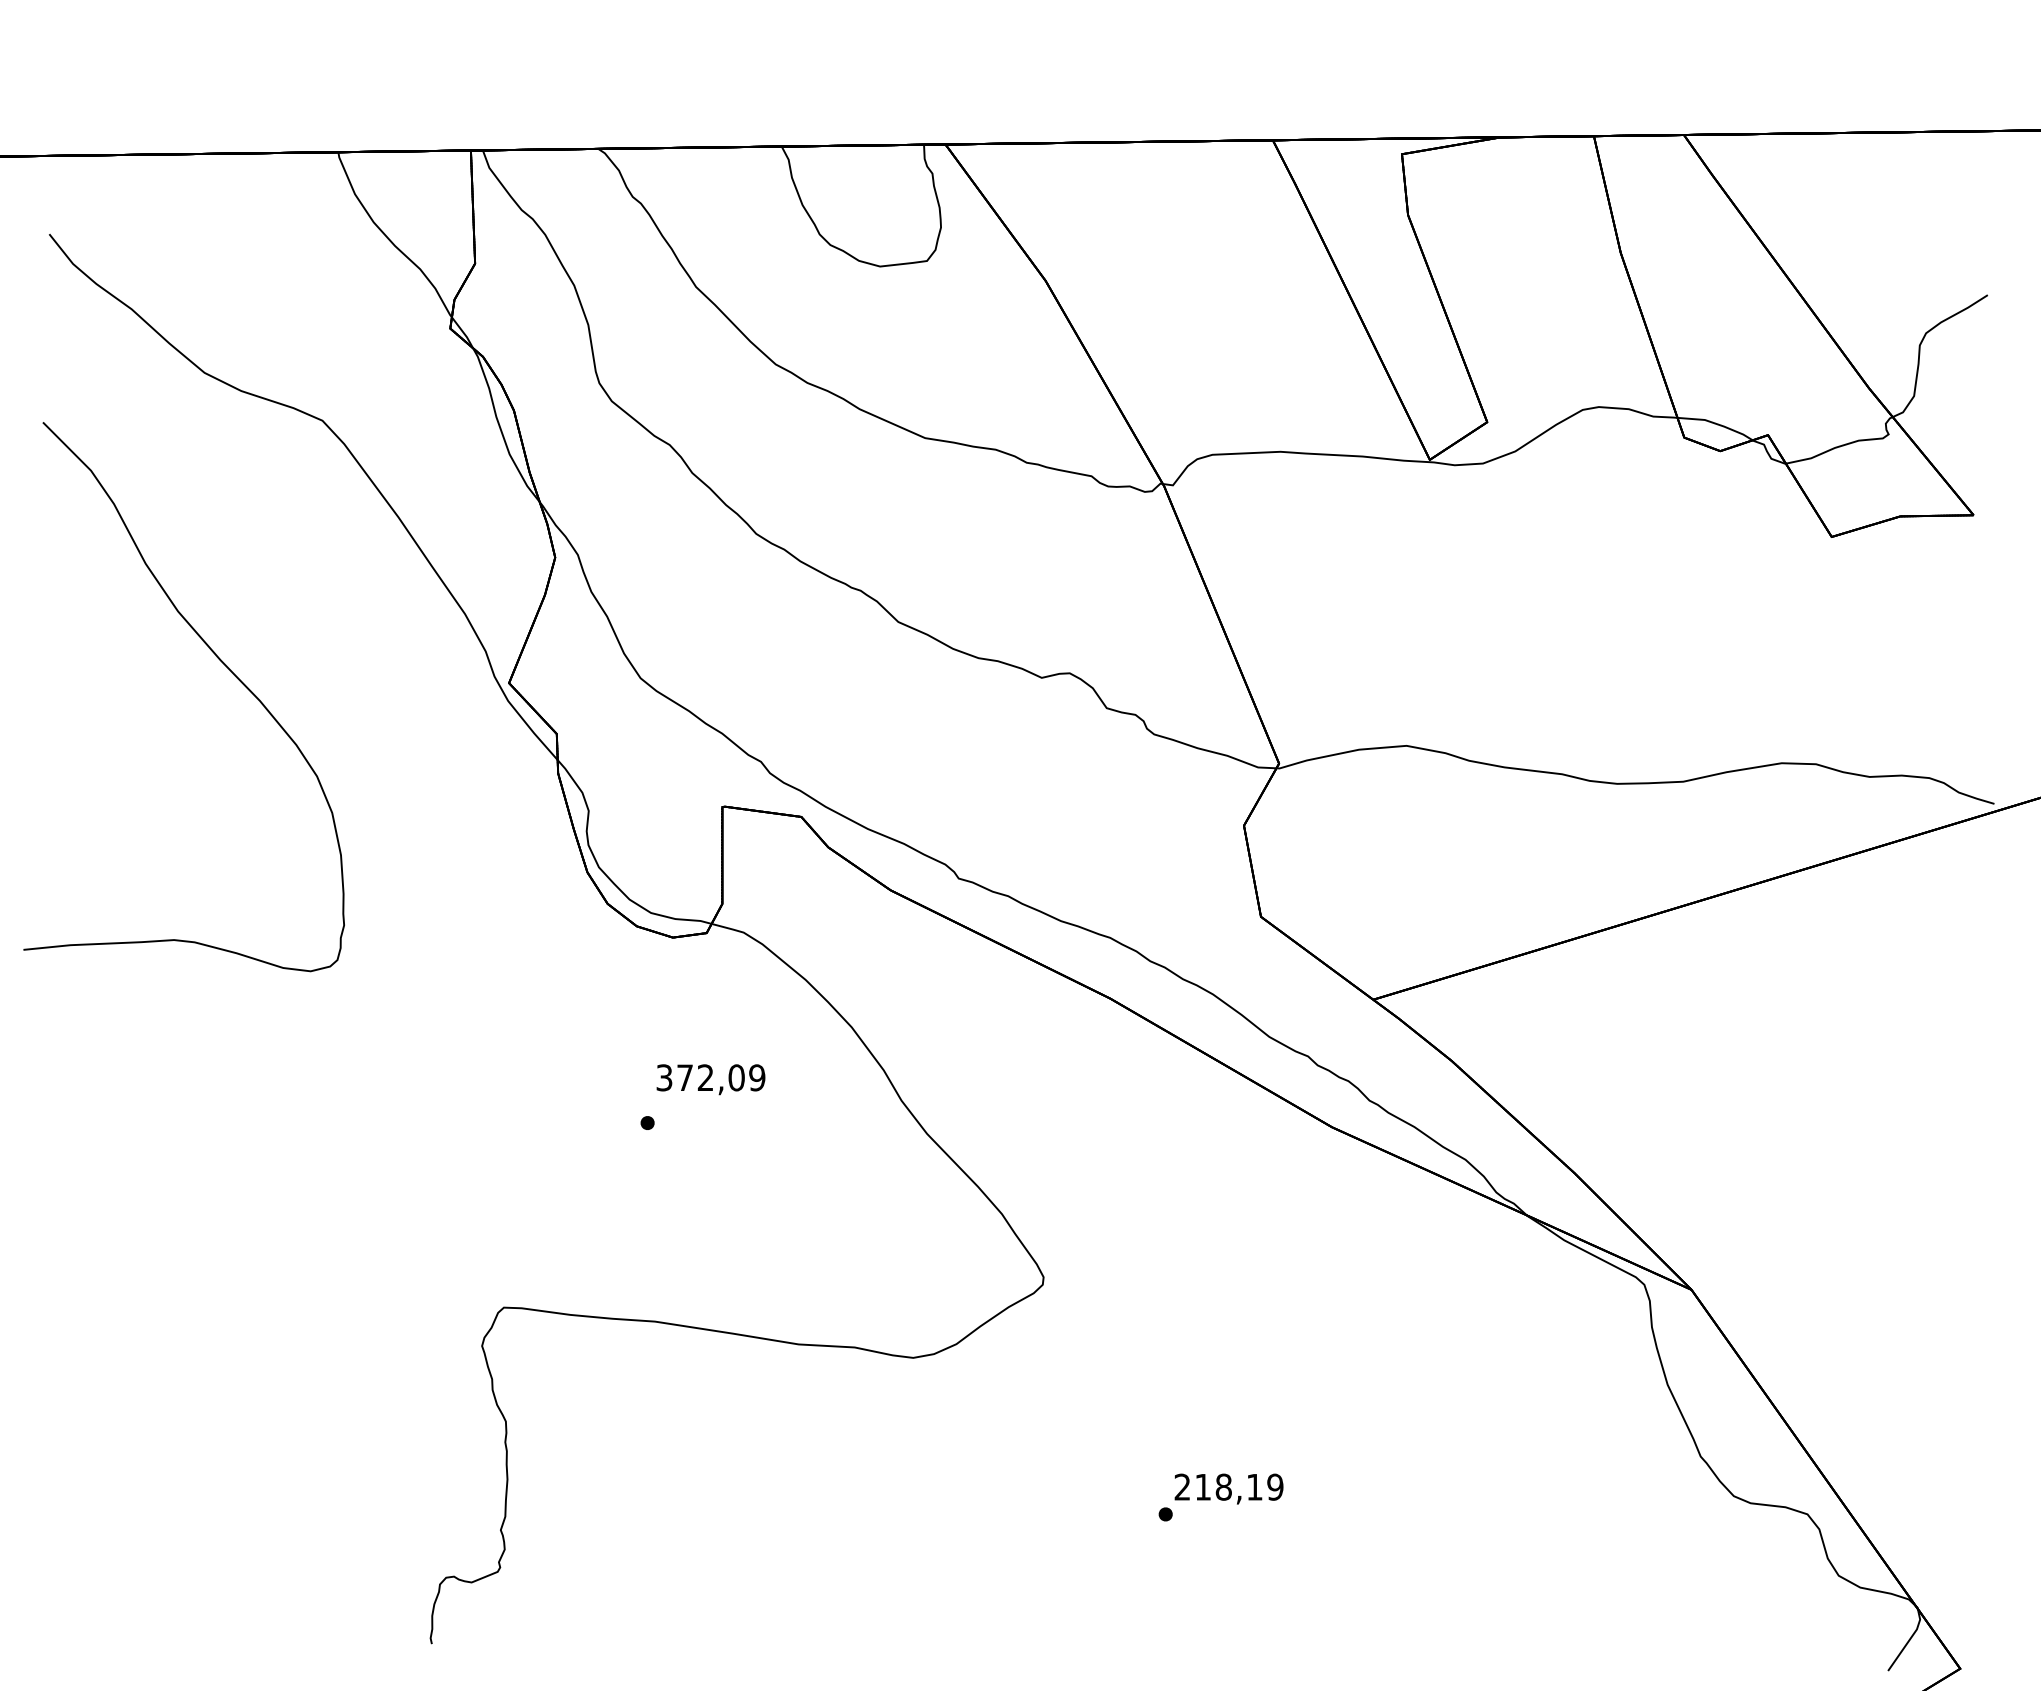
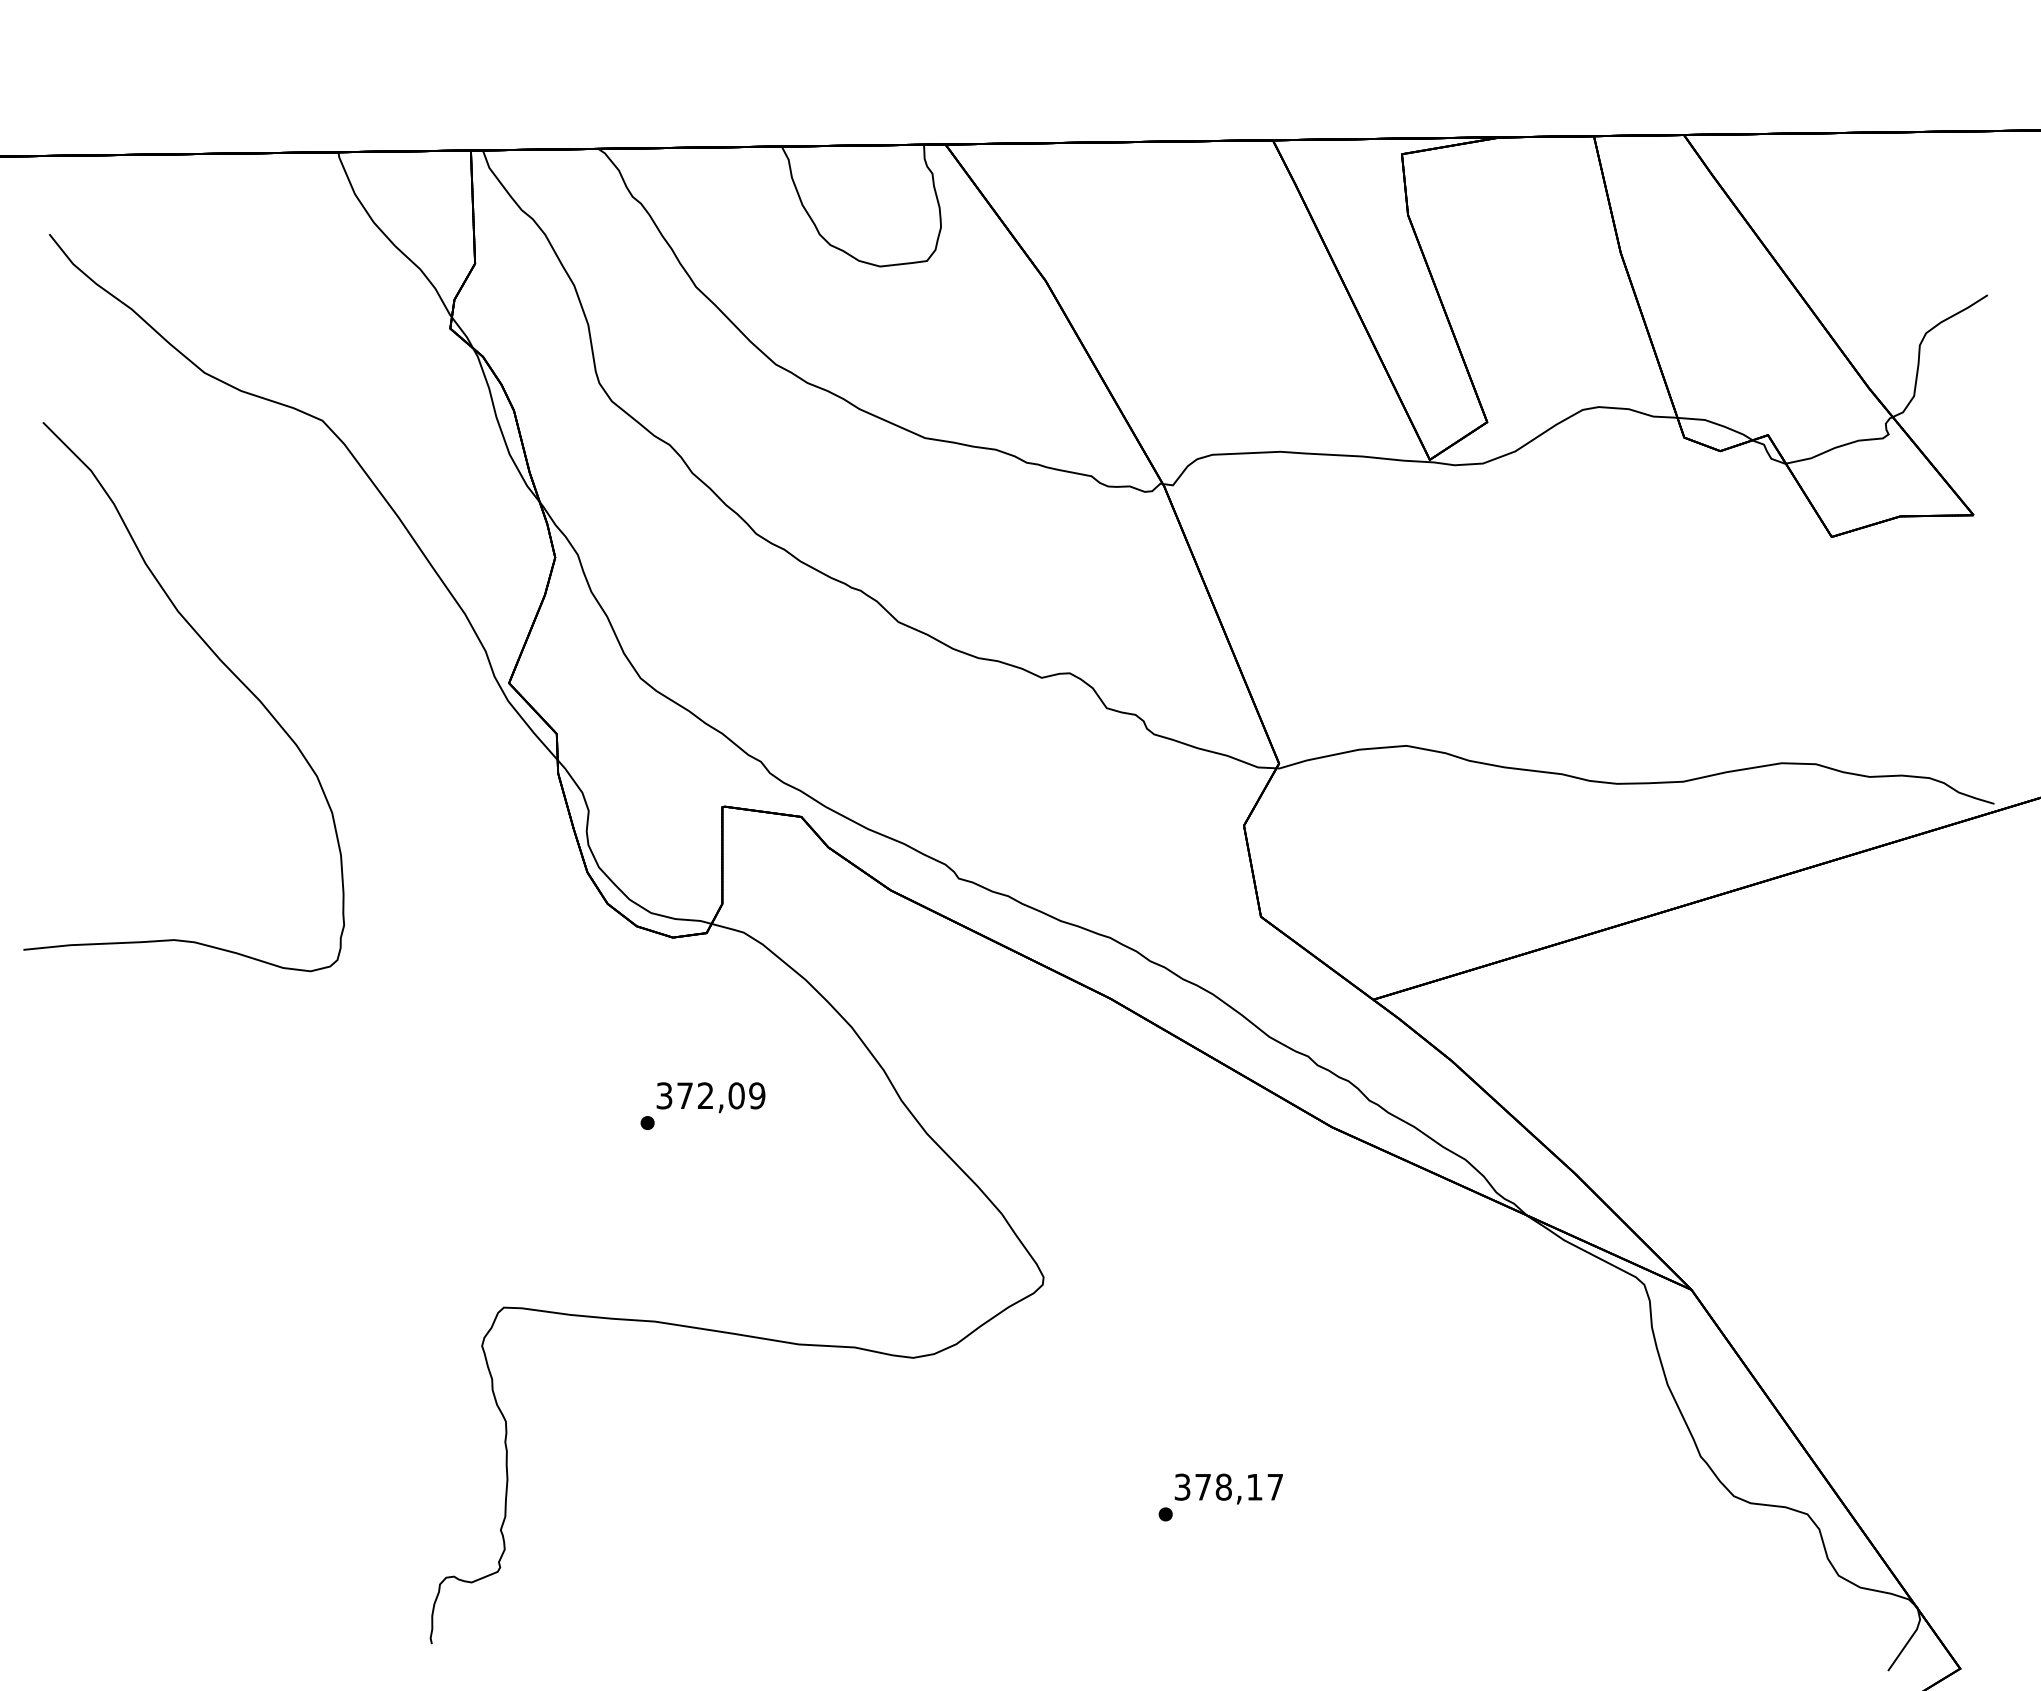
text position: (710, 1079) -> (710, 1097) (710, 1097)
text: 218,19 -> 378,17 (1228, 1486)
